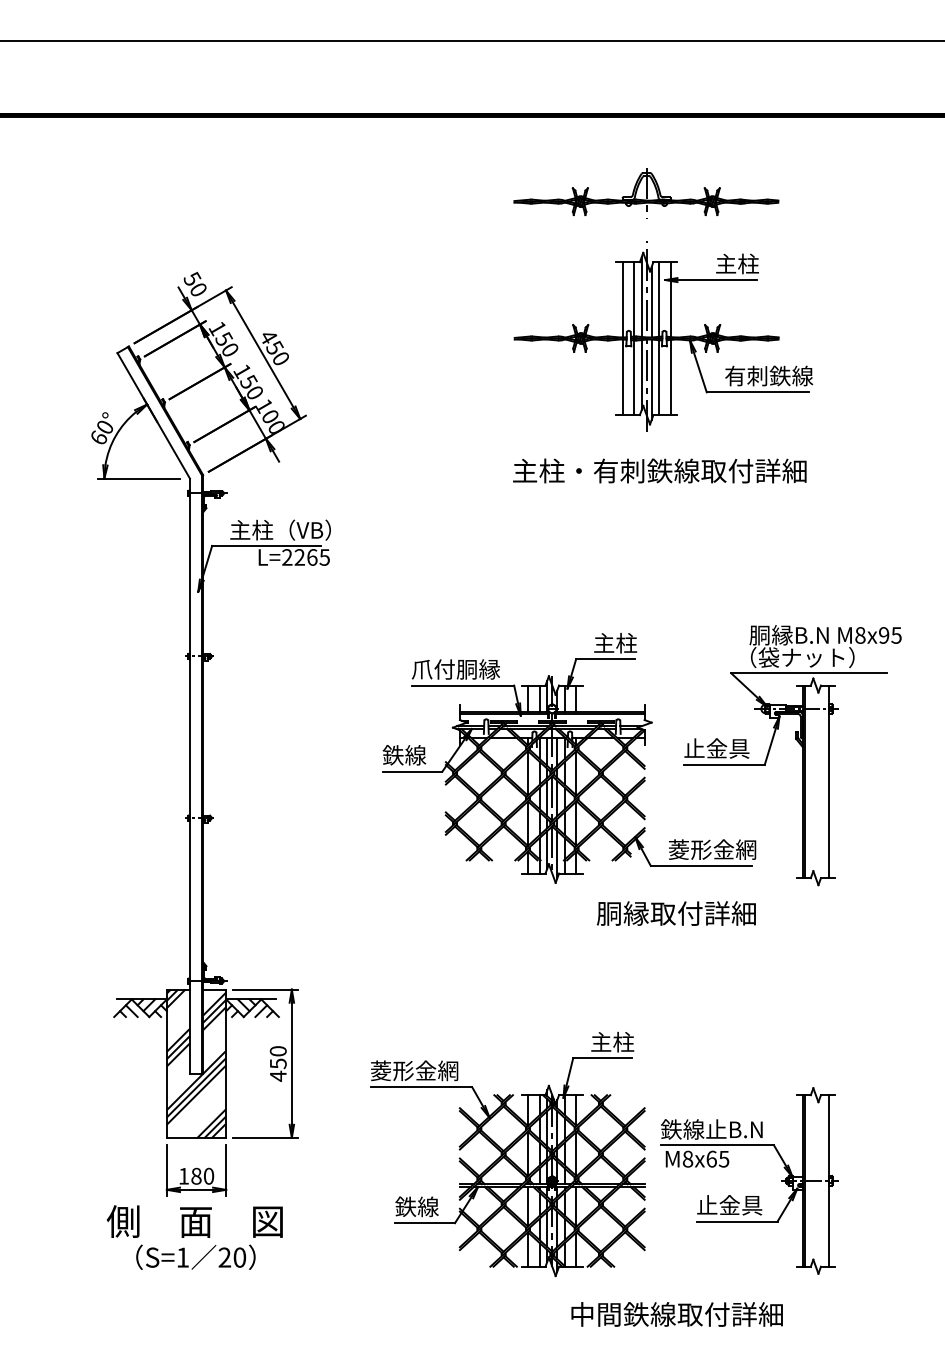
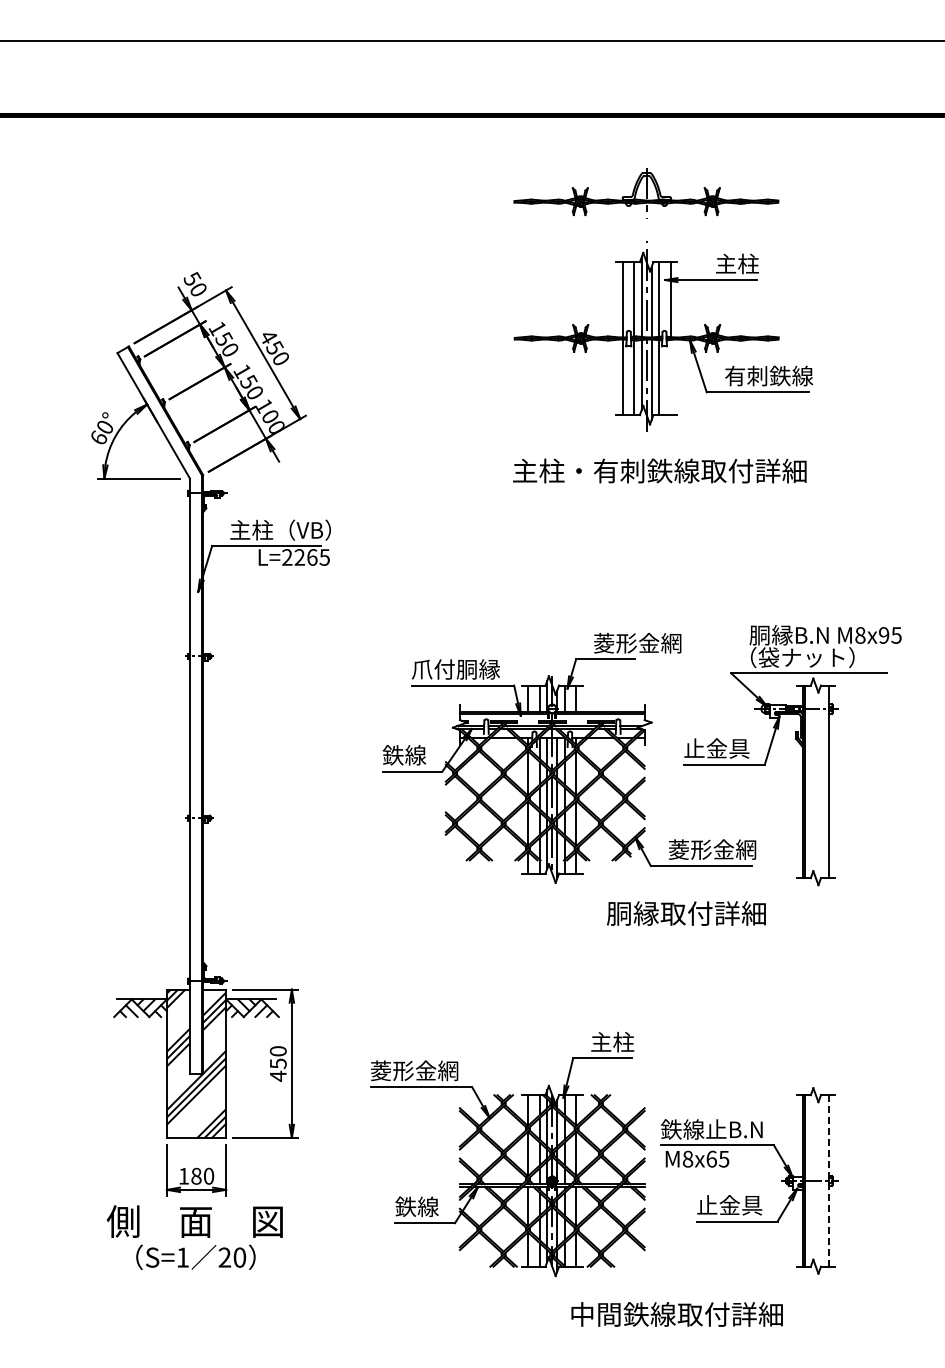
line: present -> none (670, 377)
text: 主柱 -> 菱形金網 (637, 642)
text position: (676, 913) -> (686, 913) (686, 913)
line: solid -> dashed (829, 1180)
